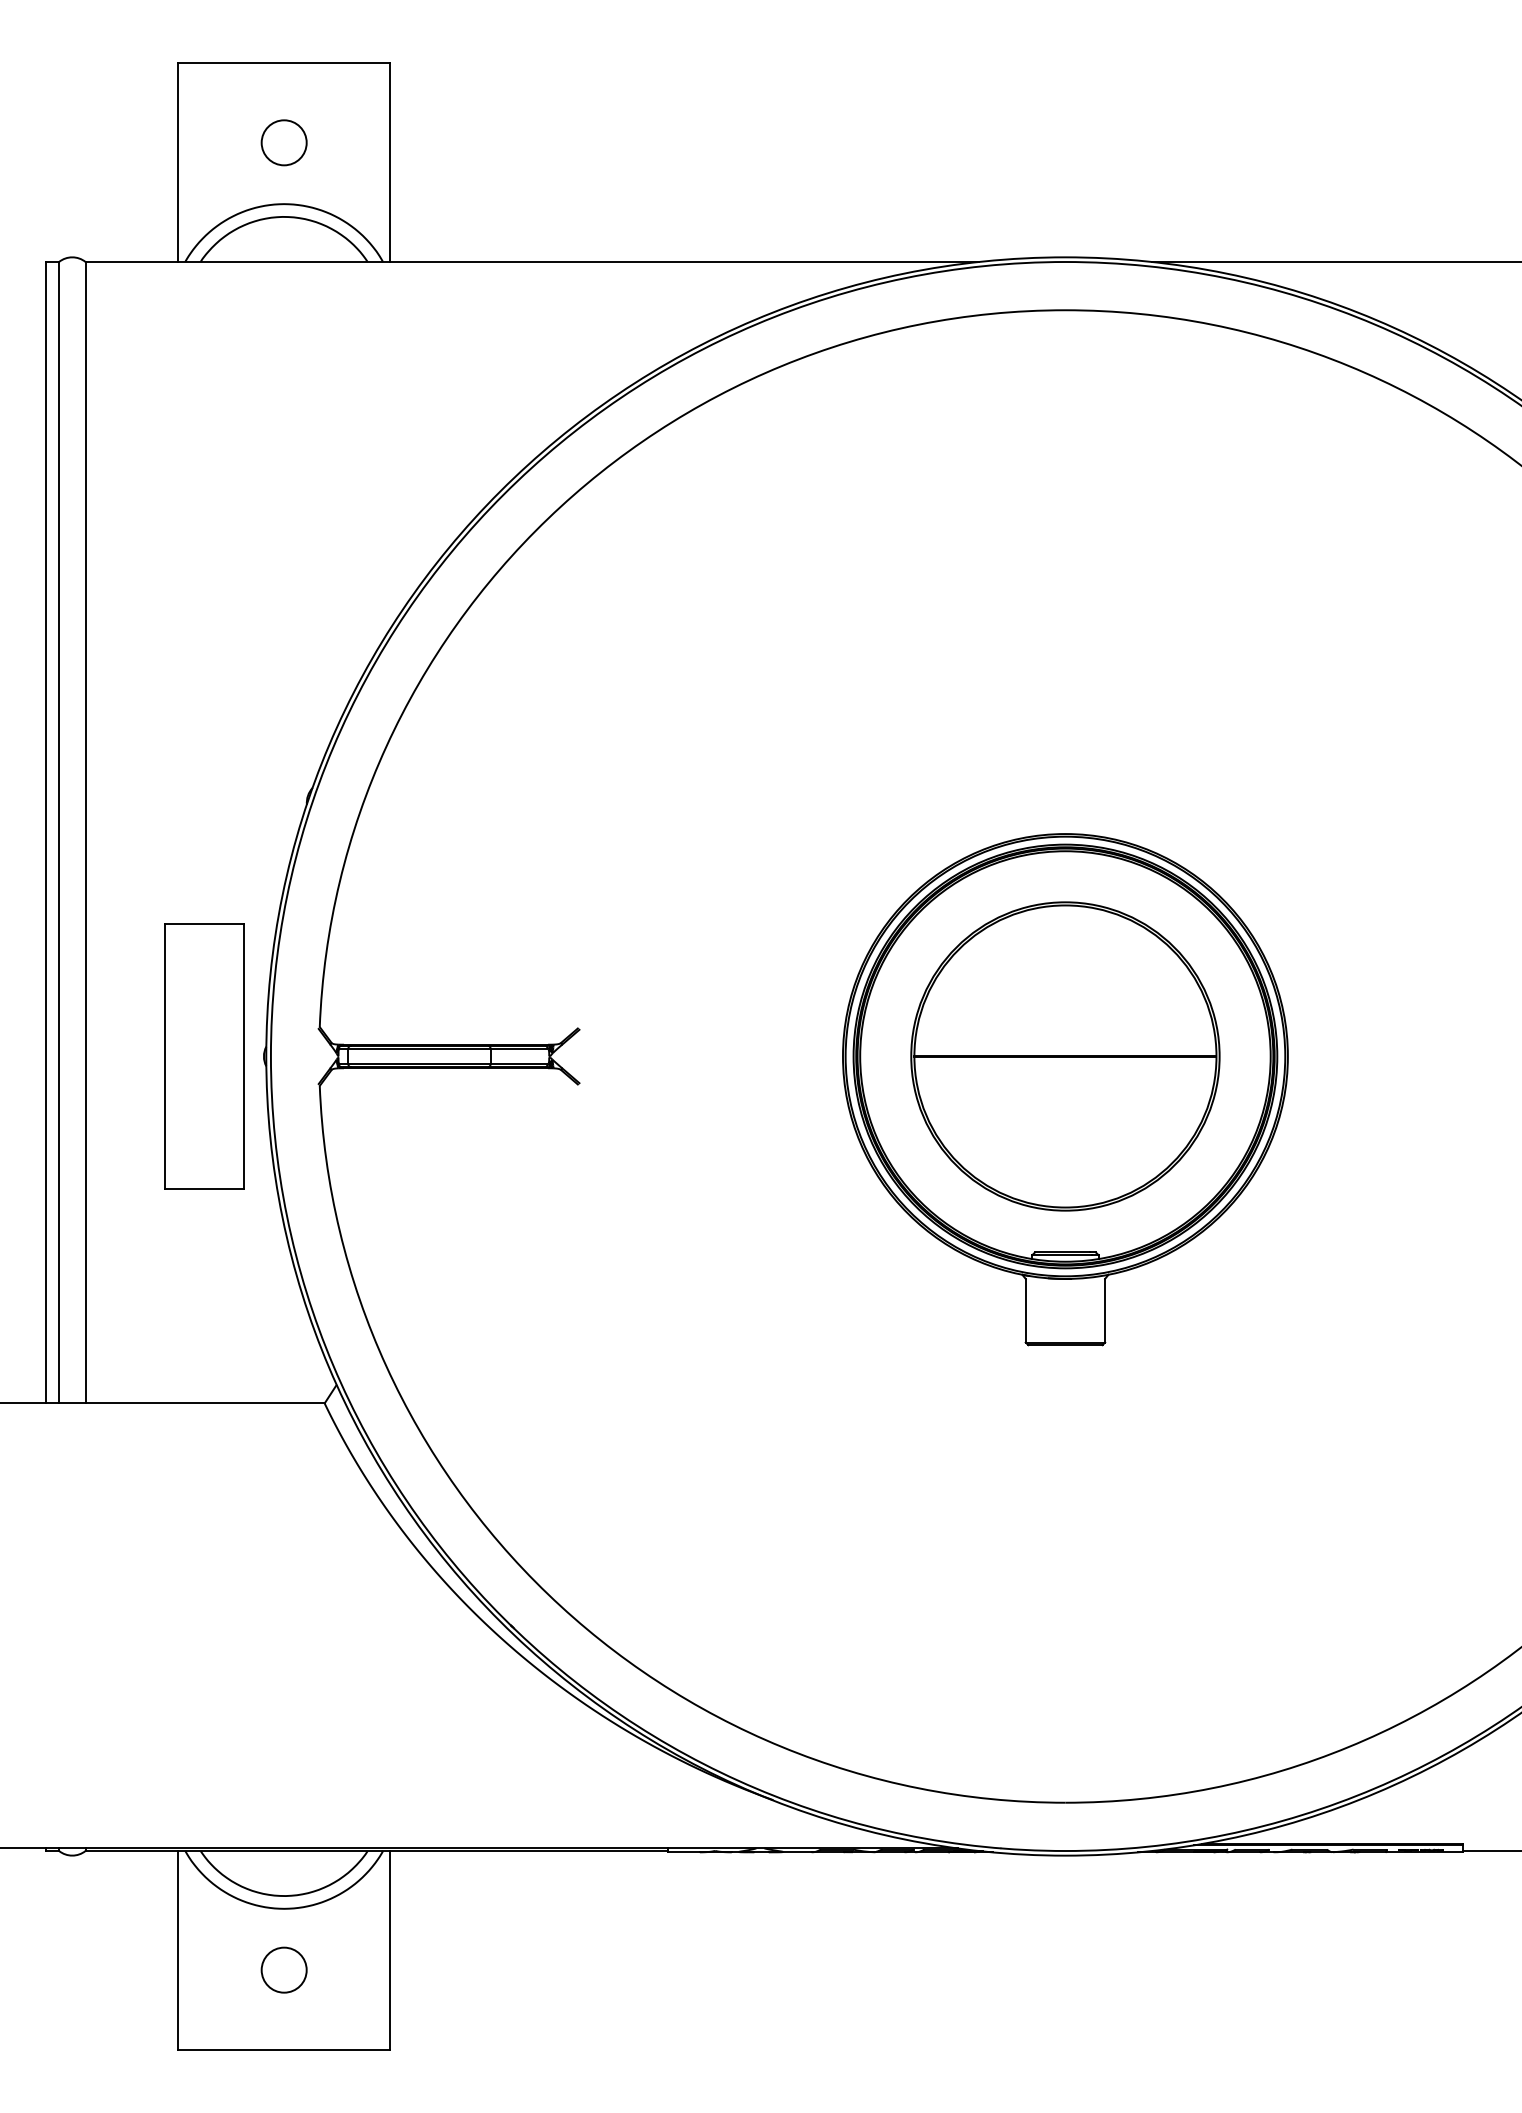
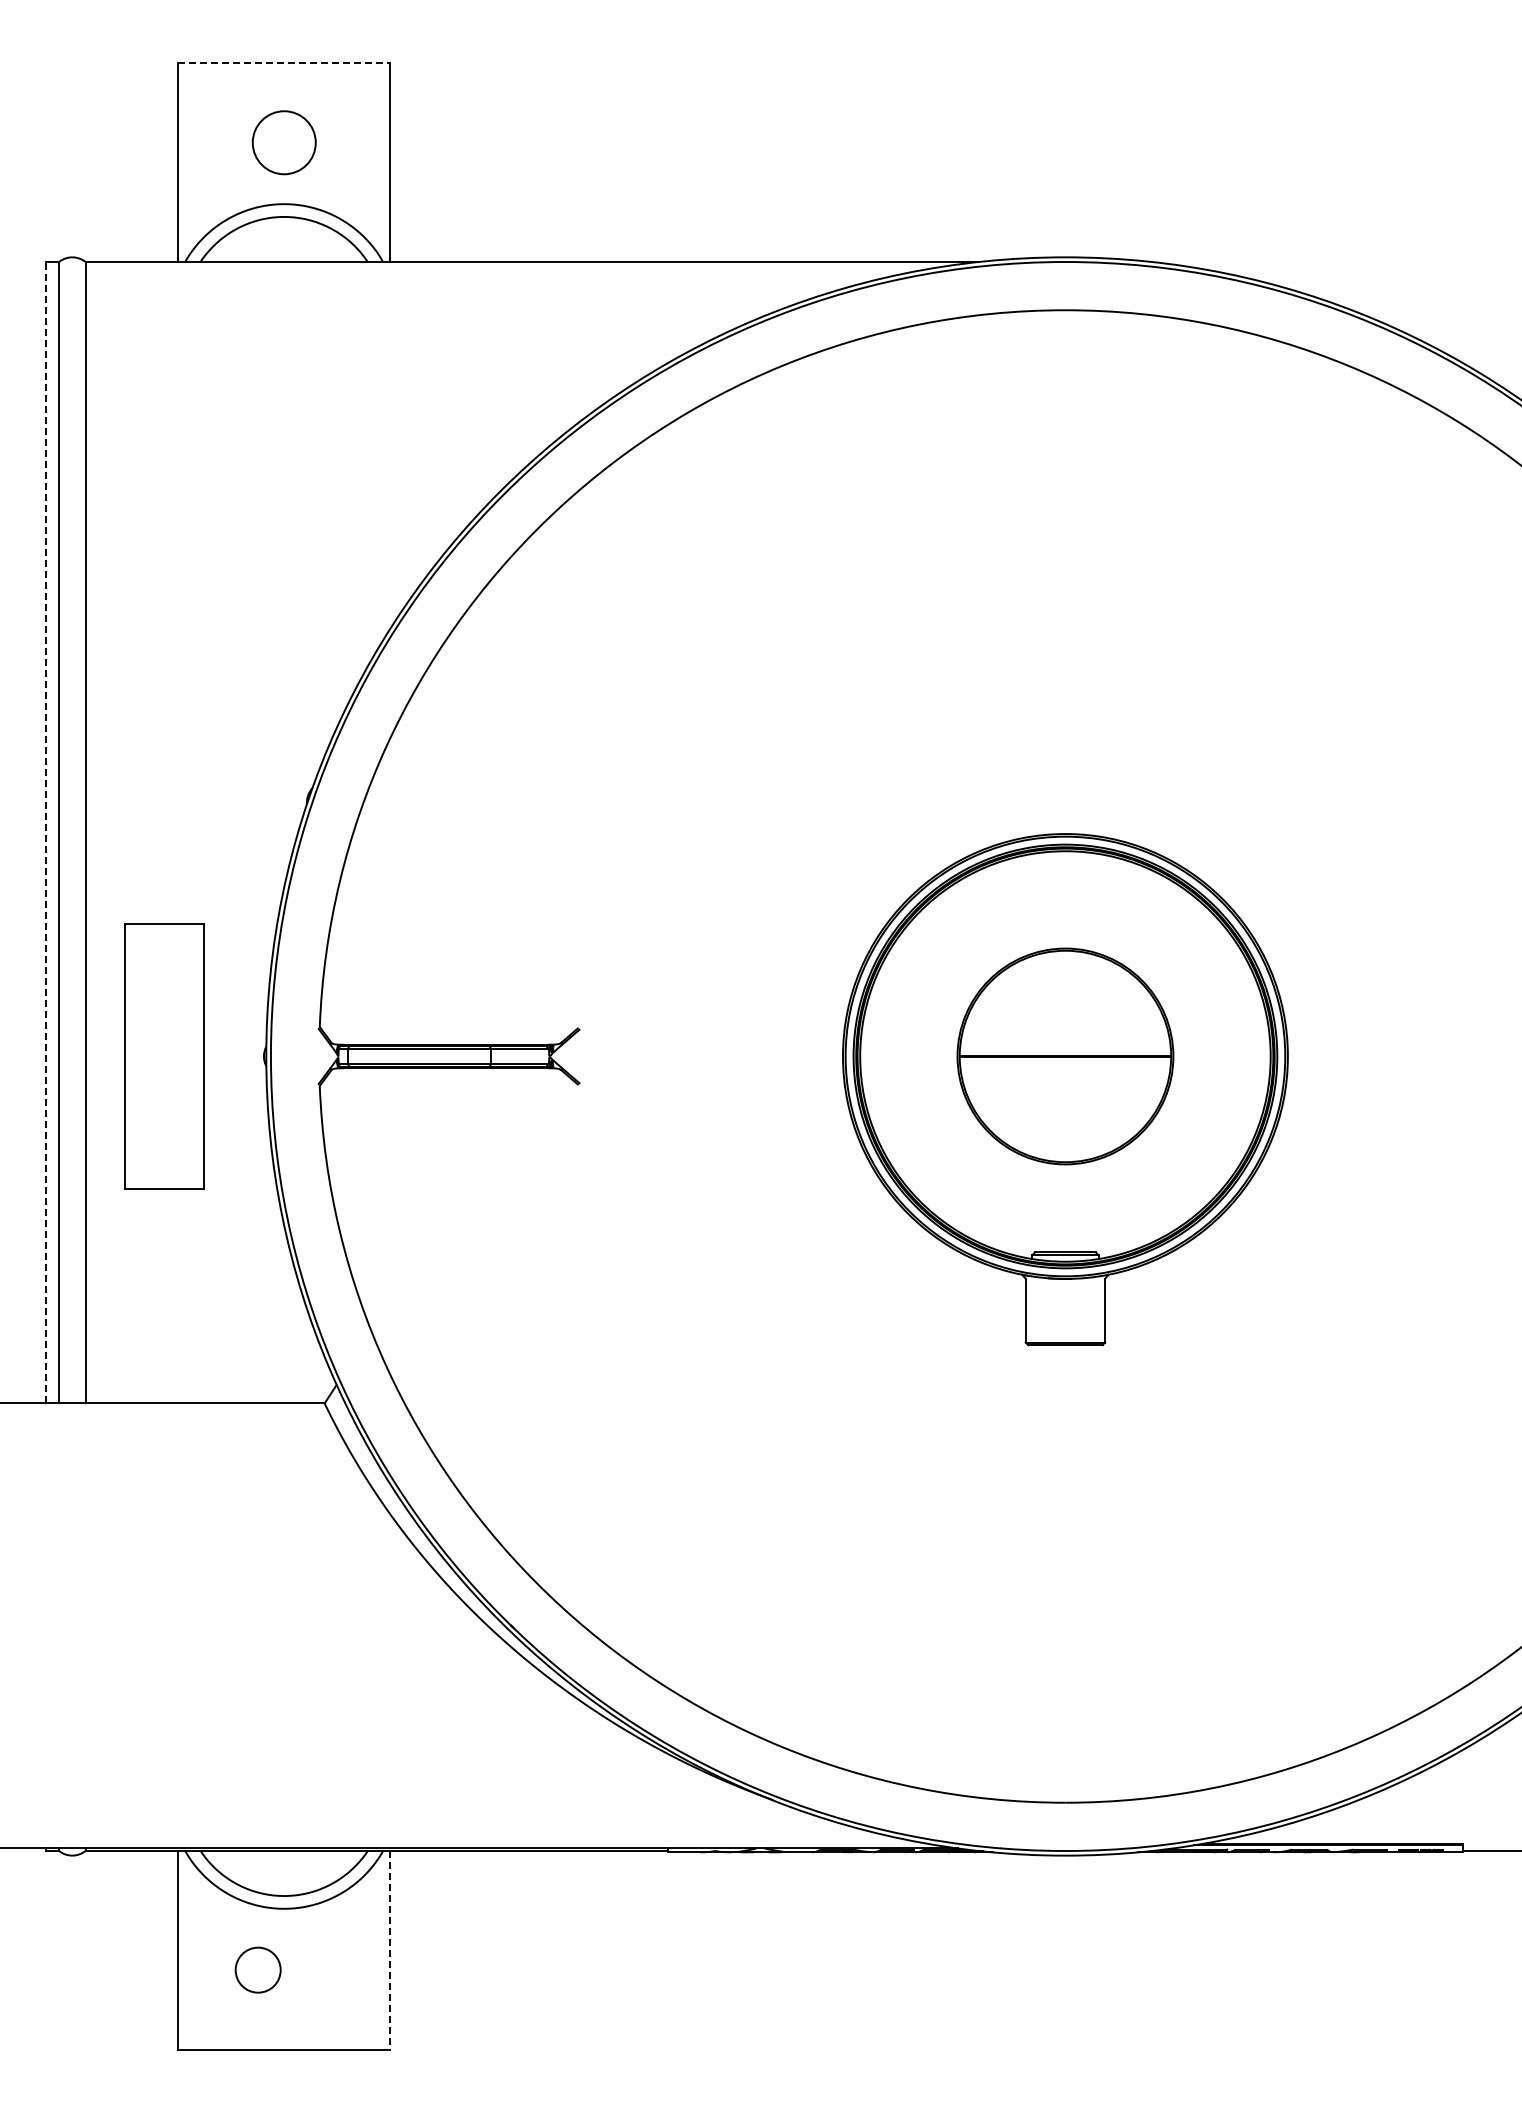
line: solid -> dashed (284, 63)
circle size: 48x48 px -> 66x66 px (283, 142)
line: present -> none (1334, 262)
line: solid -> dashed (45, 832)
part position: (204, 1056) -> (164, 1056) (164, 1056)
part size: 311x311 px -> 219x219 px (1065, 1056)
line: solid -> dashed (390, 1950)
circle position: (283, 1969) -> (257, 1969) (257, 1969)
